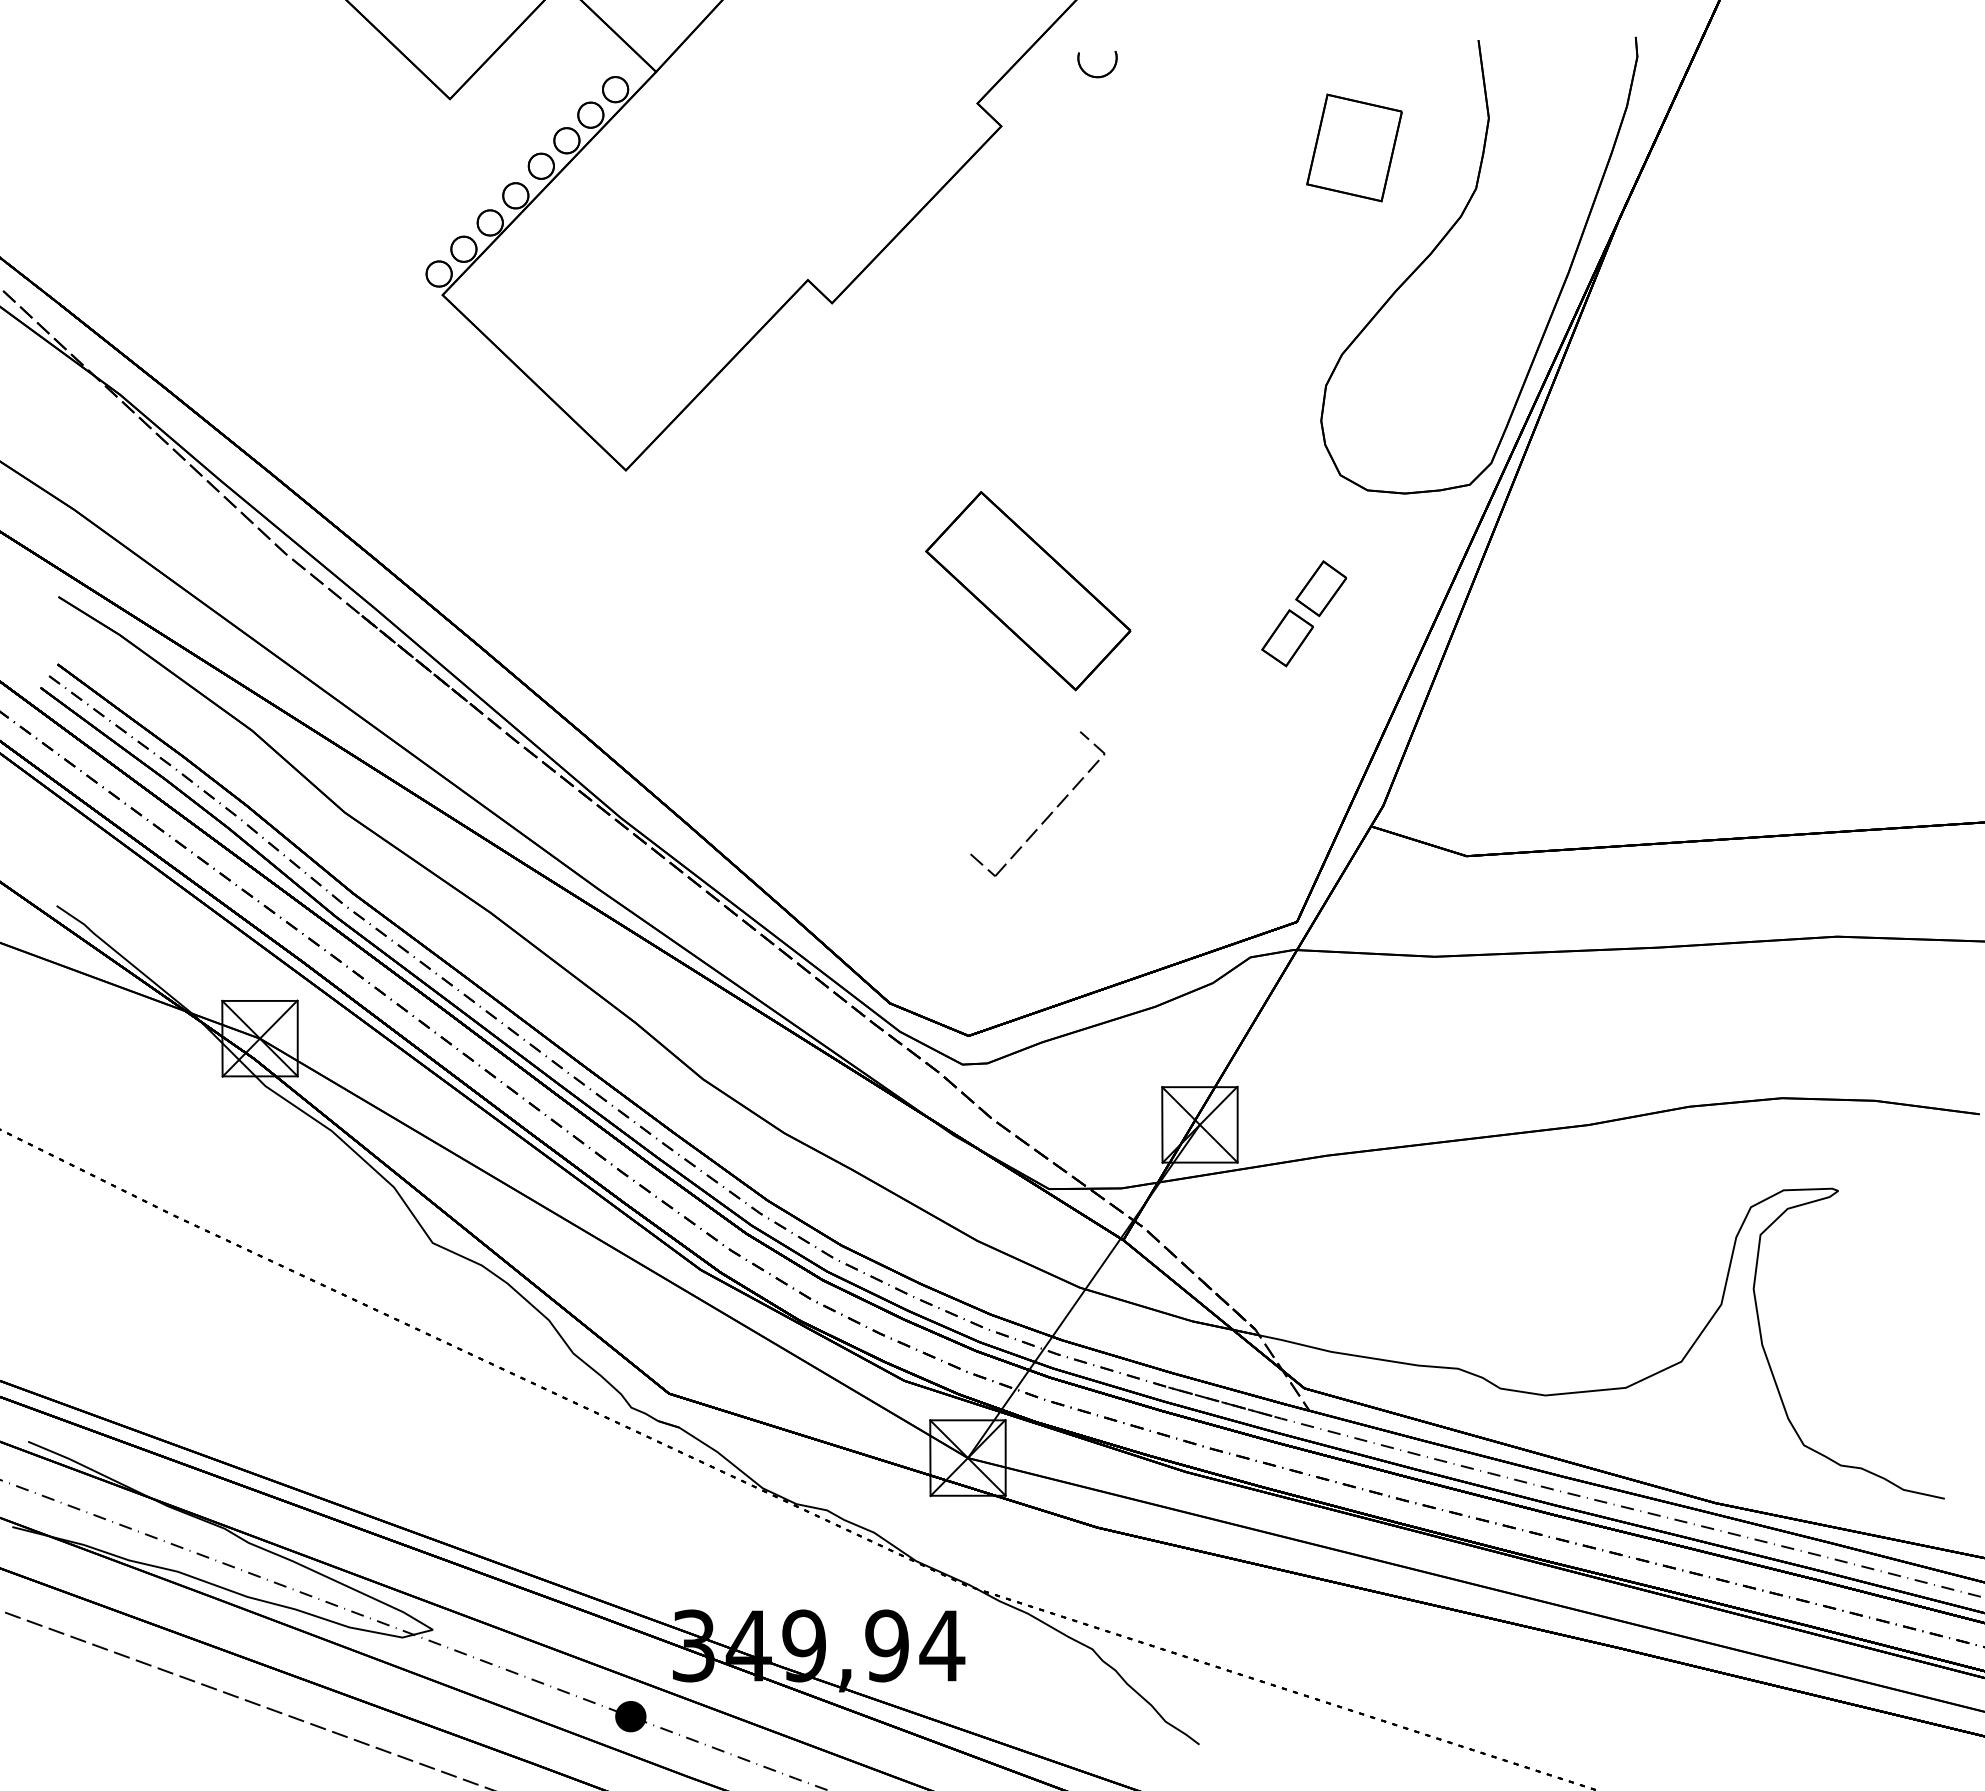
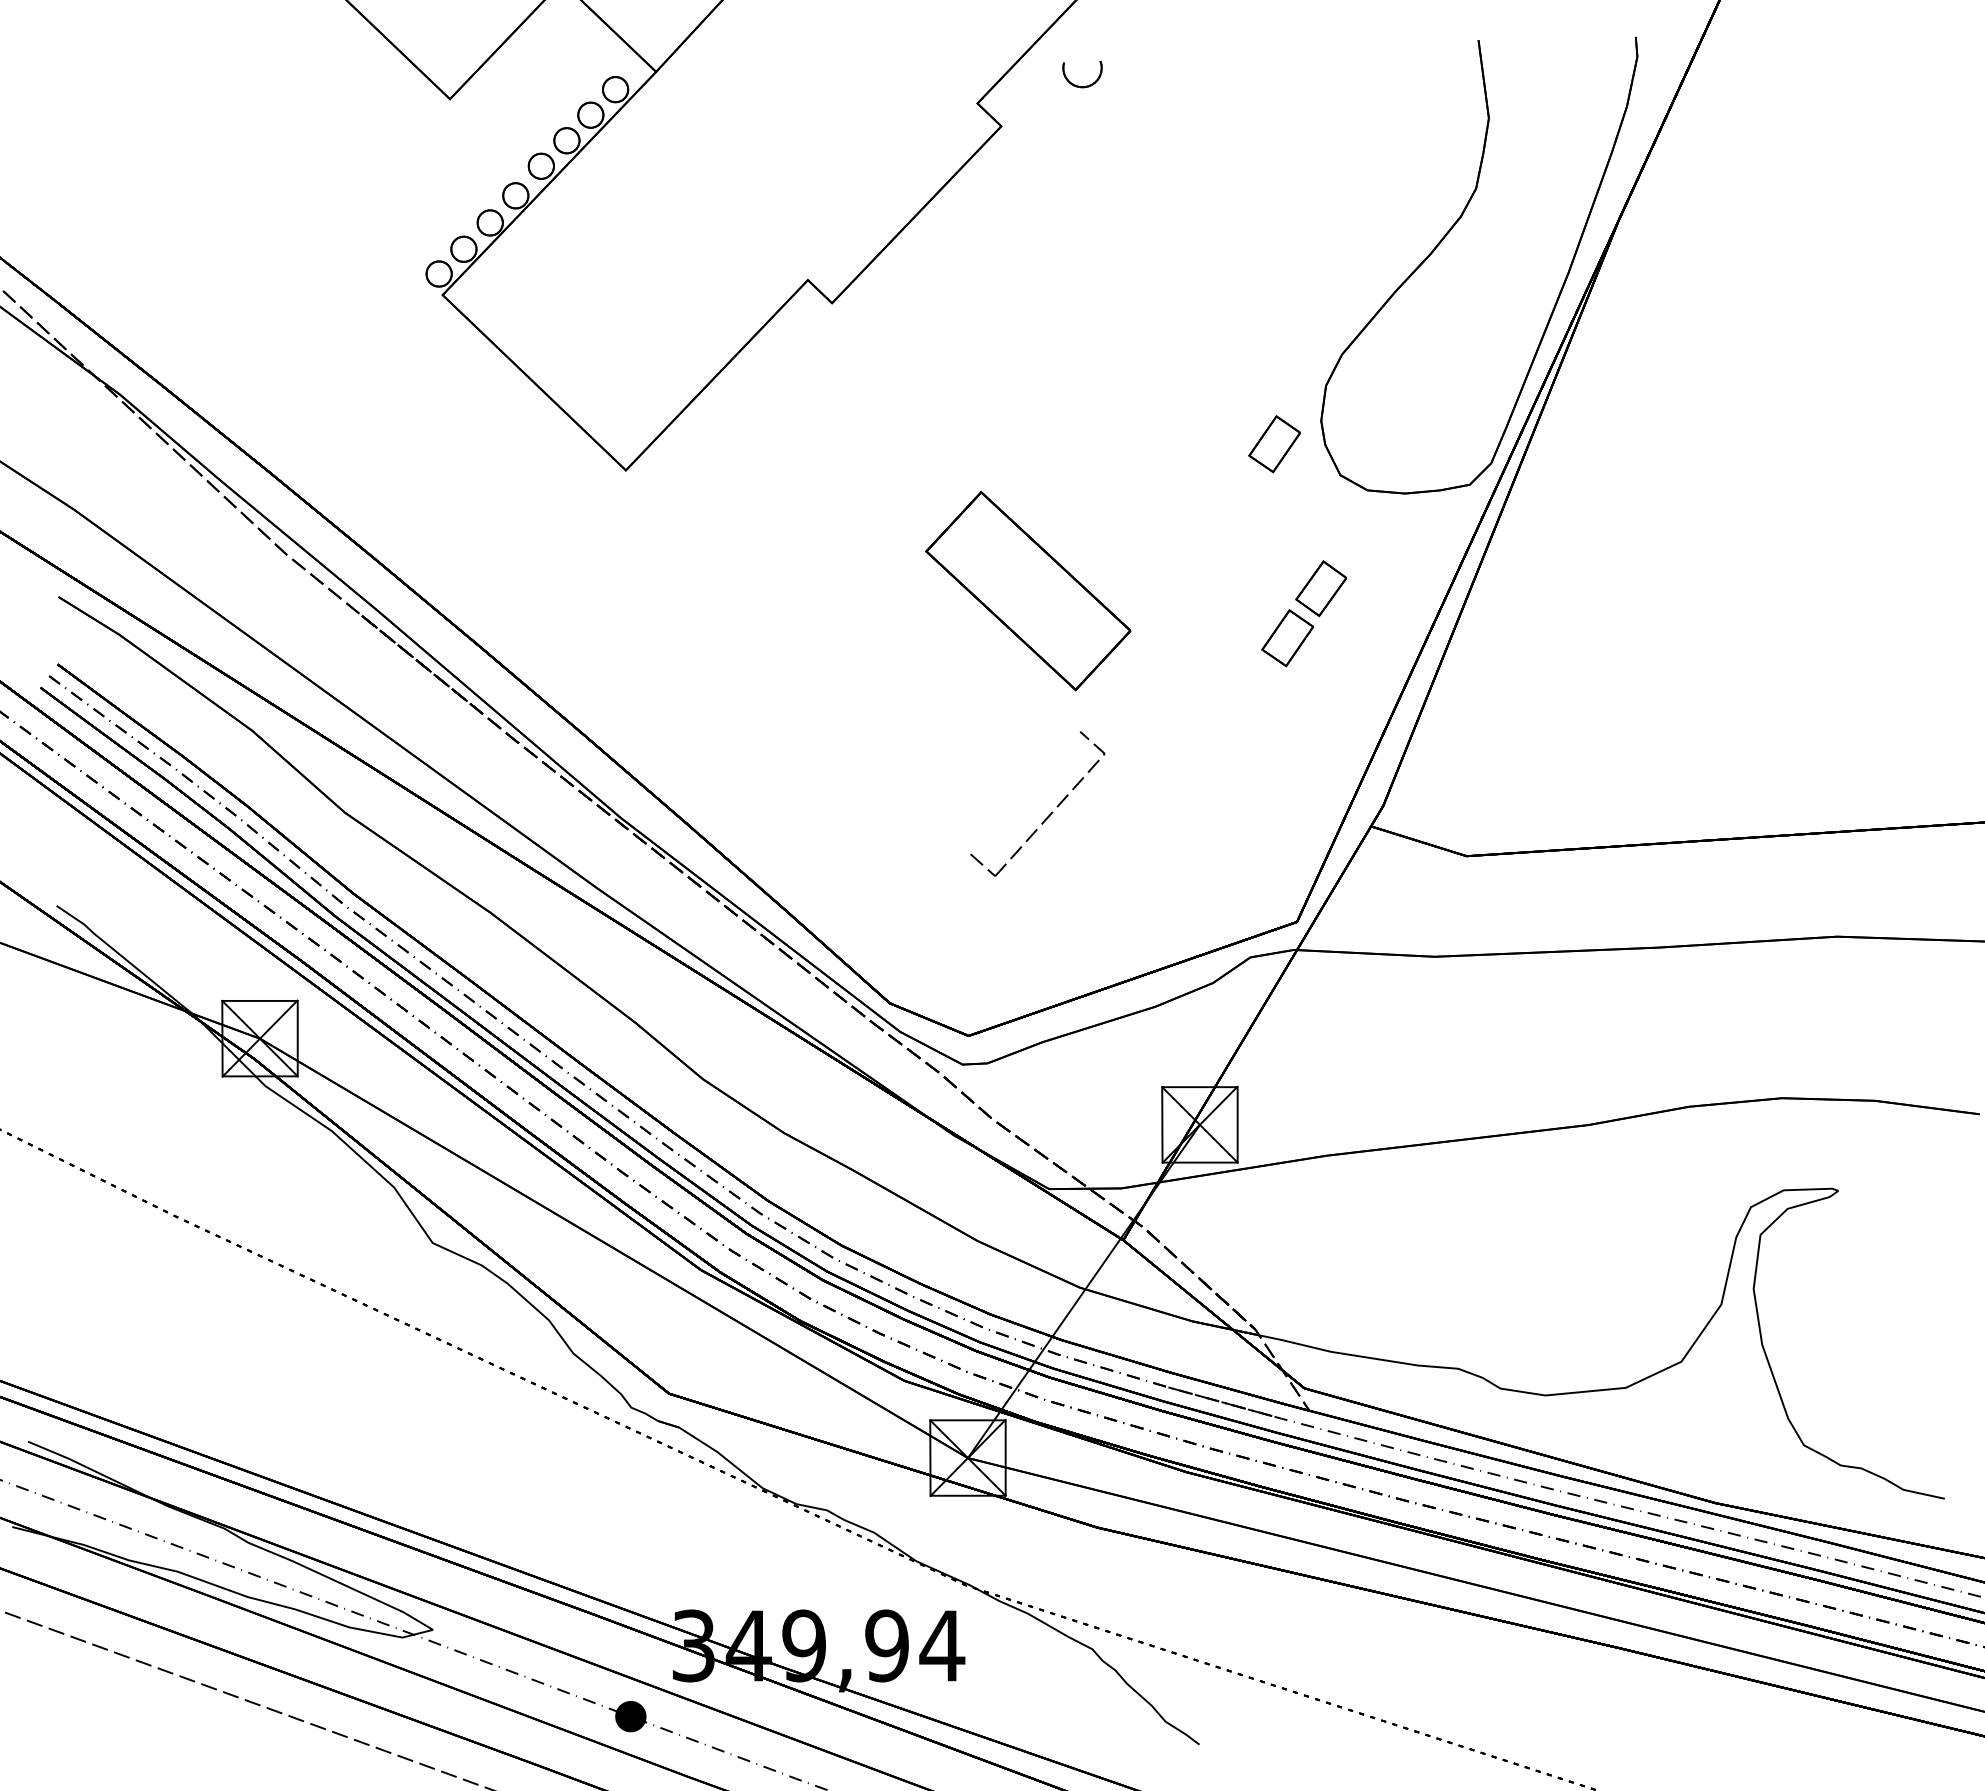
part position: (1093, 75) -> (1078, 85) (1078, 85)
part: present -> none (1354, 147)
part: none -> present (1274, 444)
